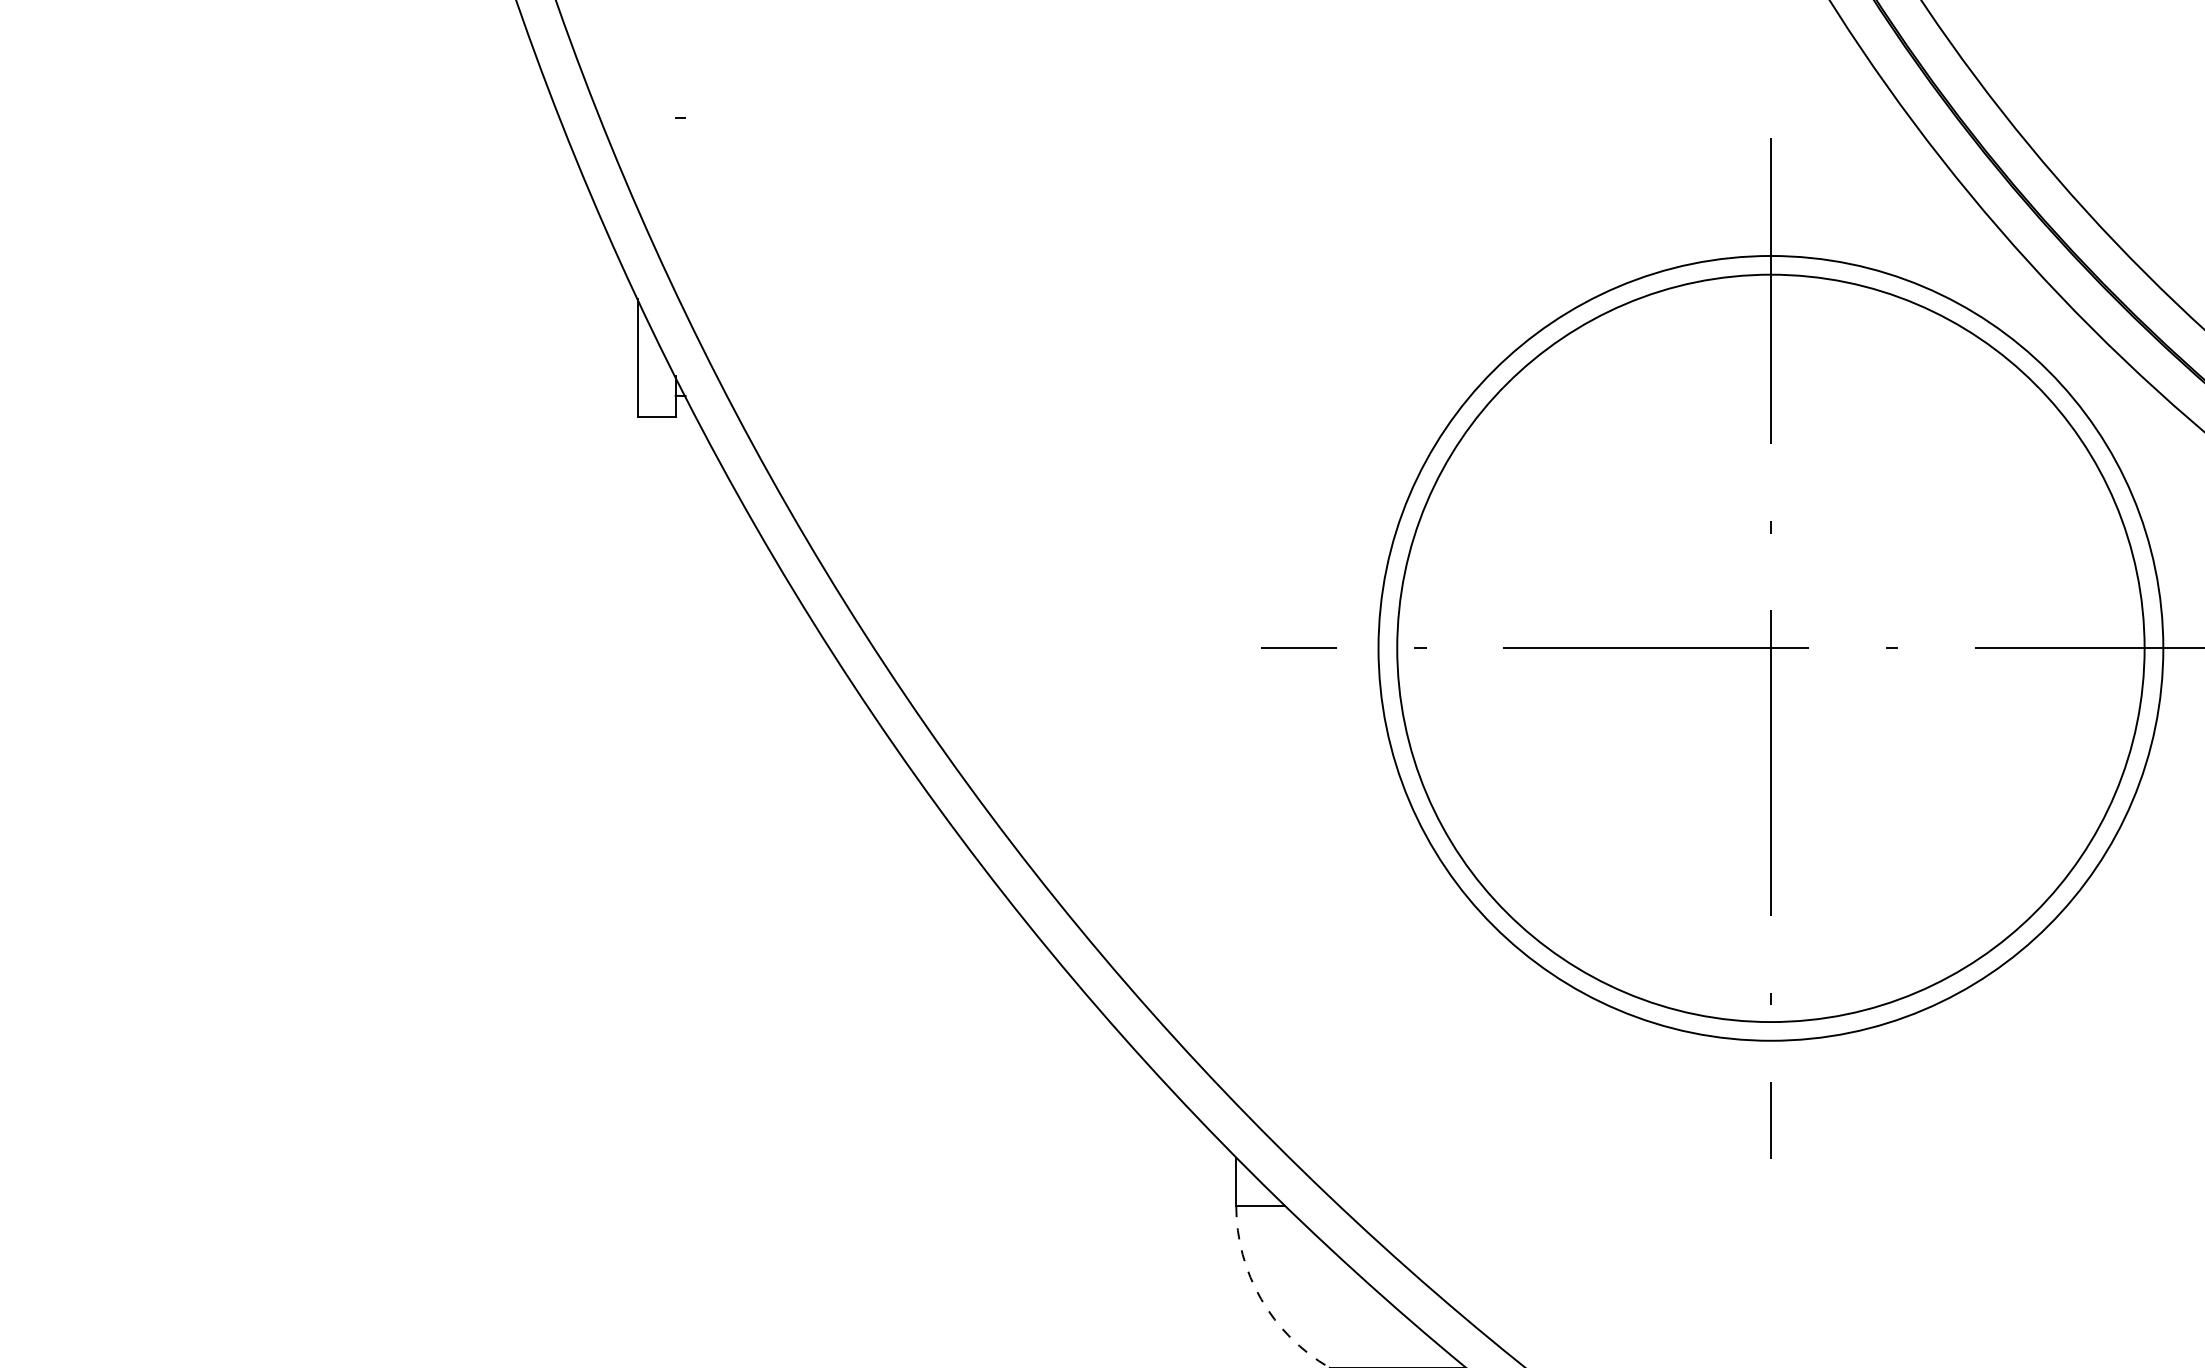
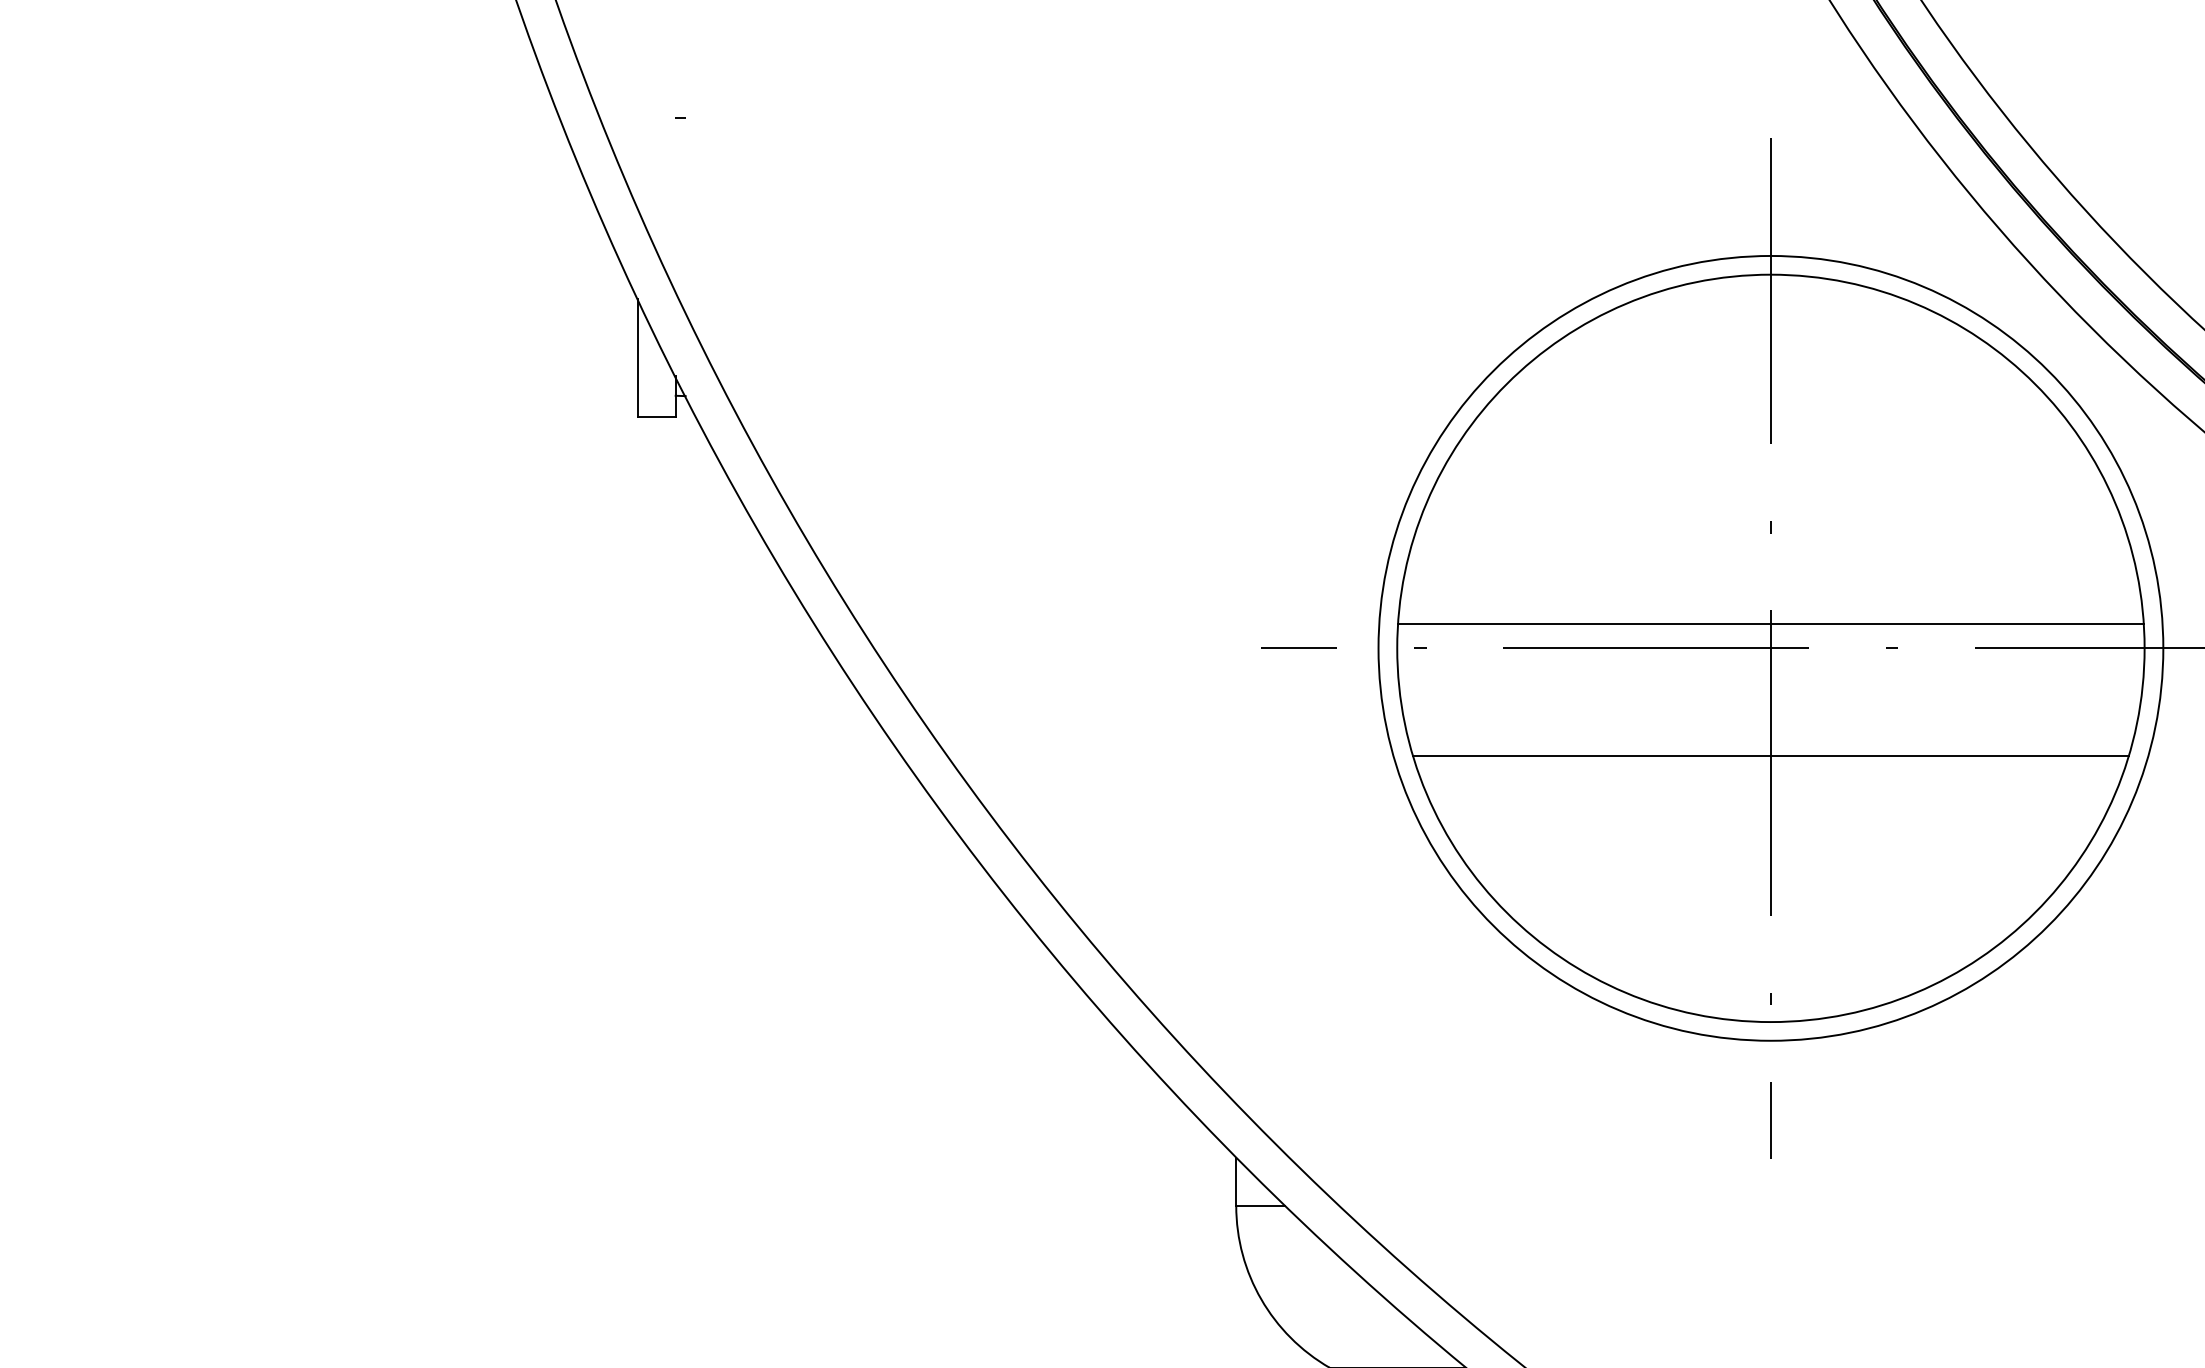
line: none -> present (1770, 623)
line: none -> present (1770, 755)
arc: dashed -> solid (1261, 1299)
